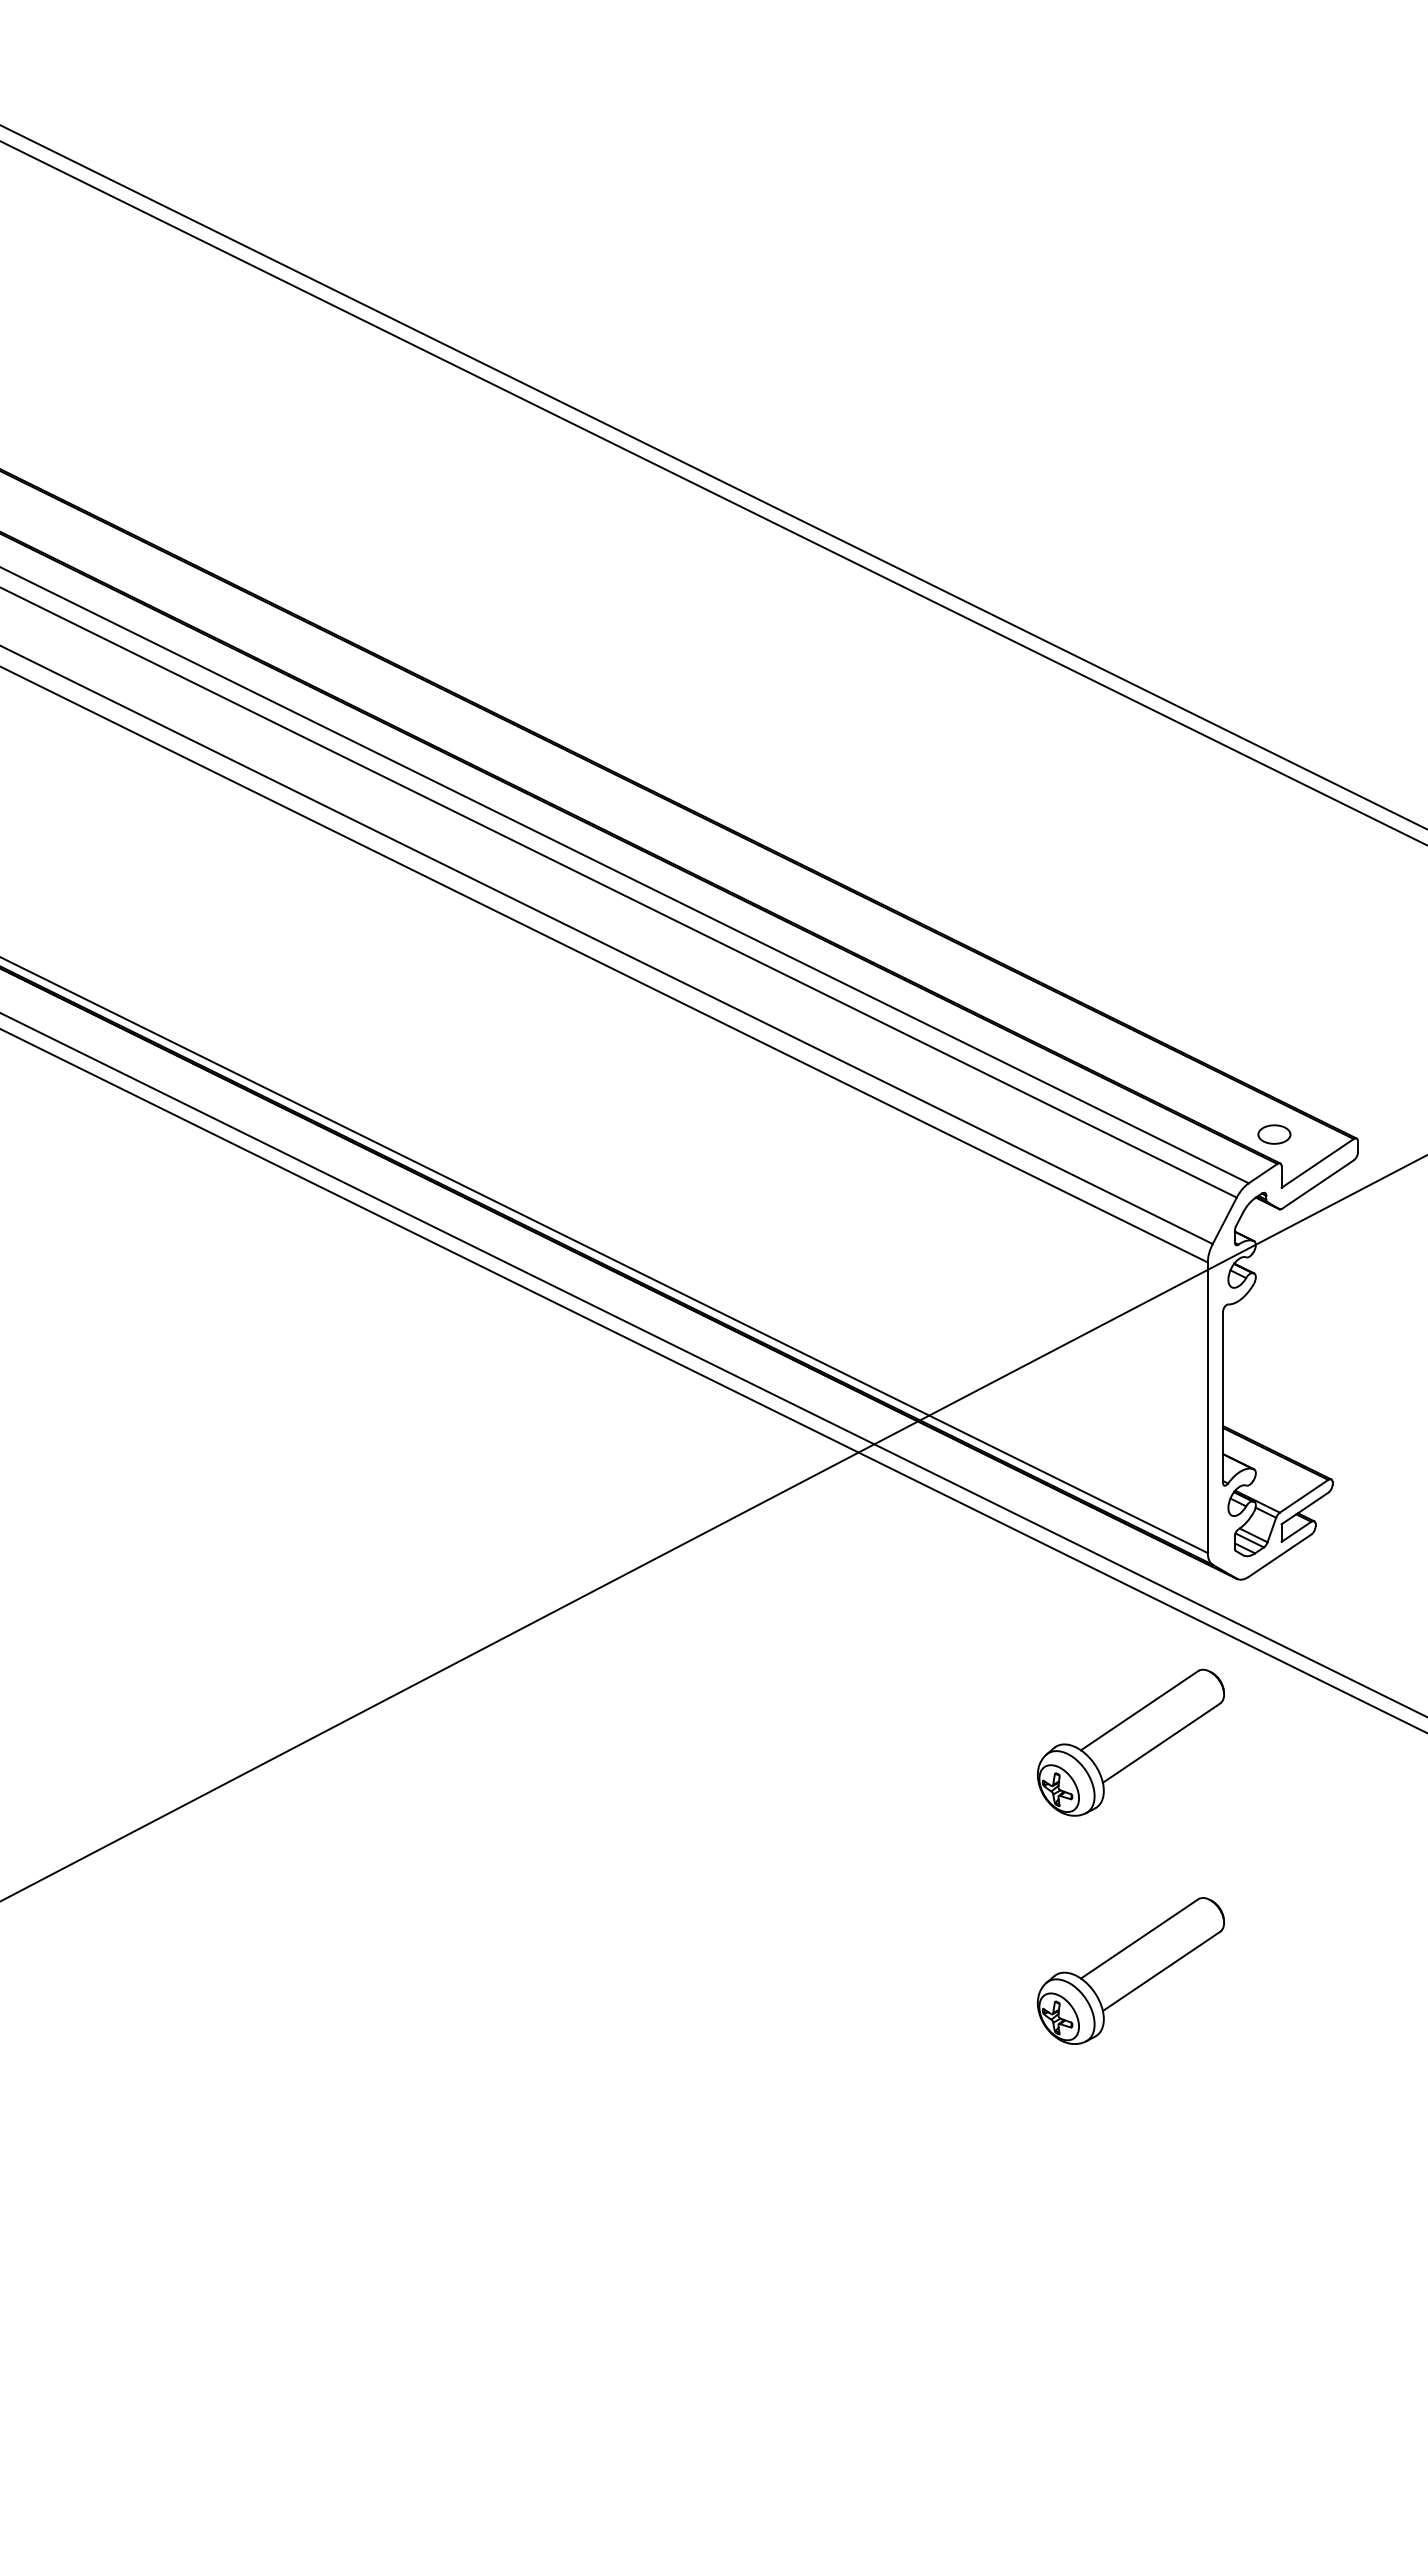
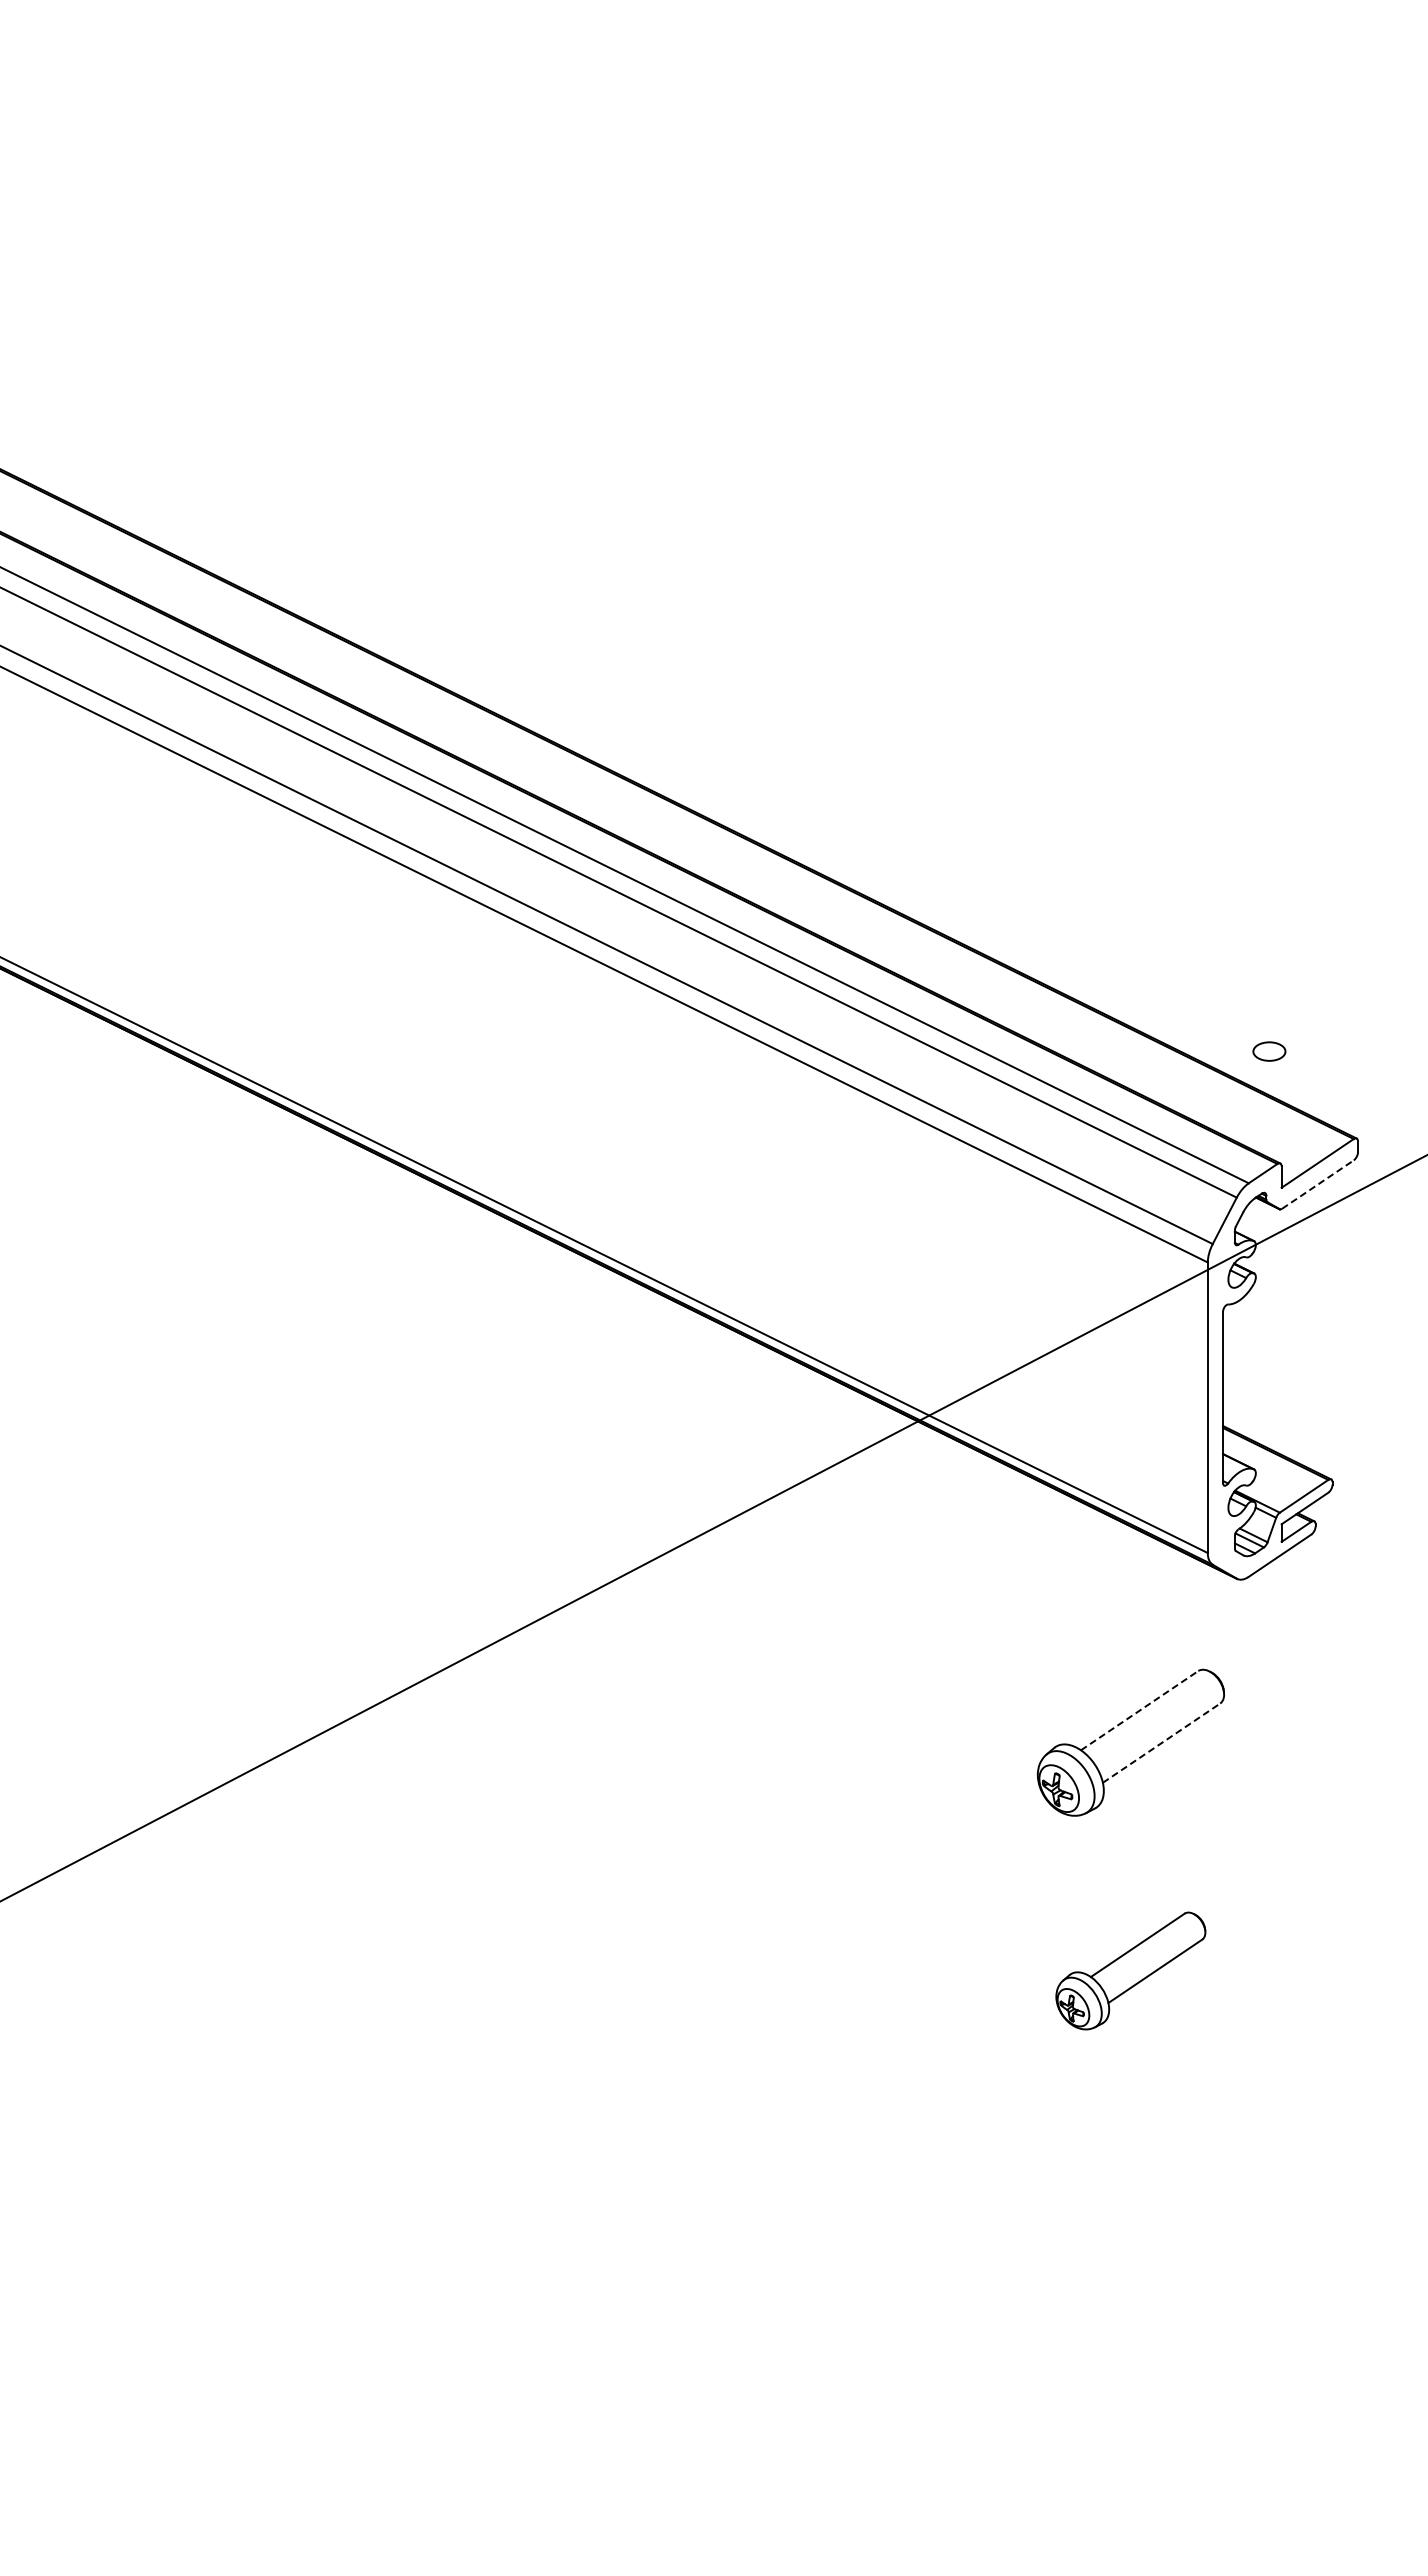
line: present -> none (713, 476)
line: present -> none (713, 492)
part position: (1274, 1134) -> (1269, 1051) (1269, 1051)
line: solid -> dashed (1318, 1184)
line: present -> none (713, 1364)
line: present -> none (713, 1380)
line: solid -> dashed (1139, 1710)
line: solid -> dashed (1161, 1743)
part size: 189x148 px -> 152x120 px (1130, 1970)
